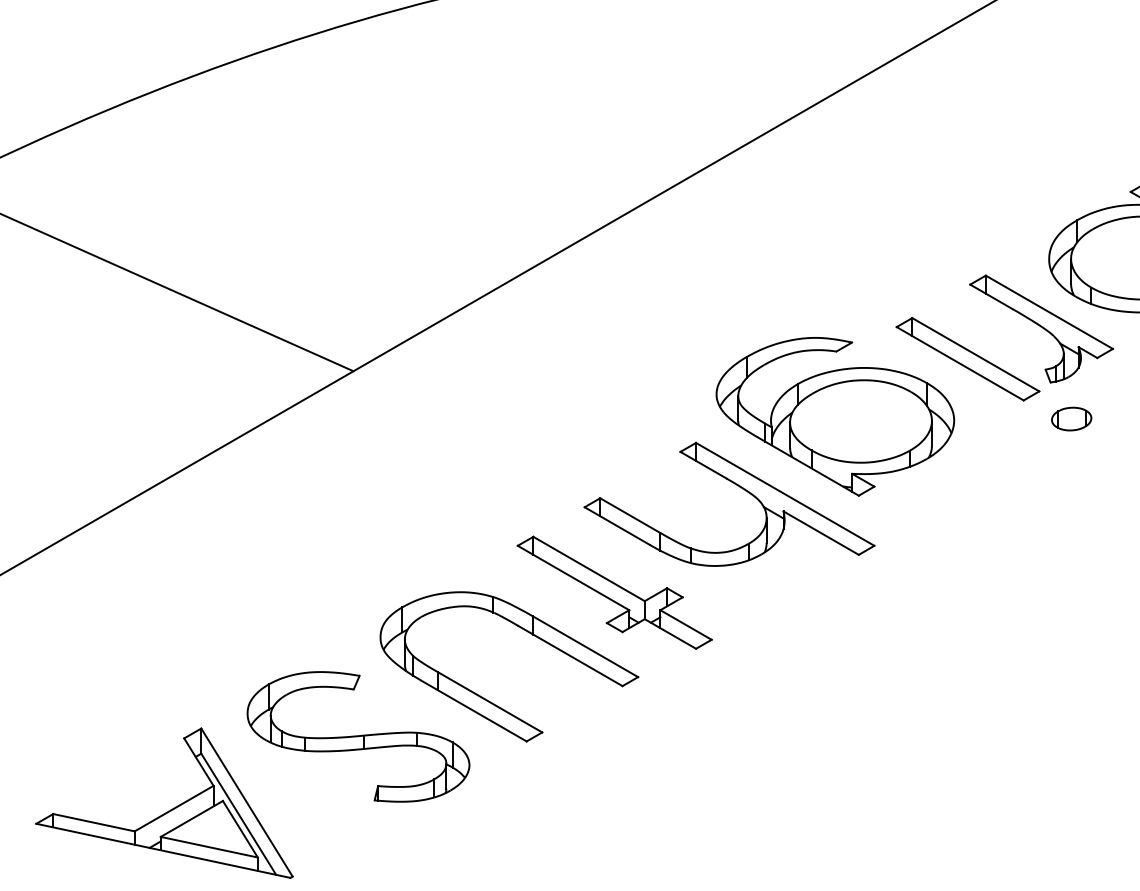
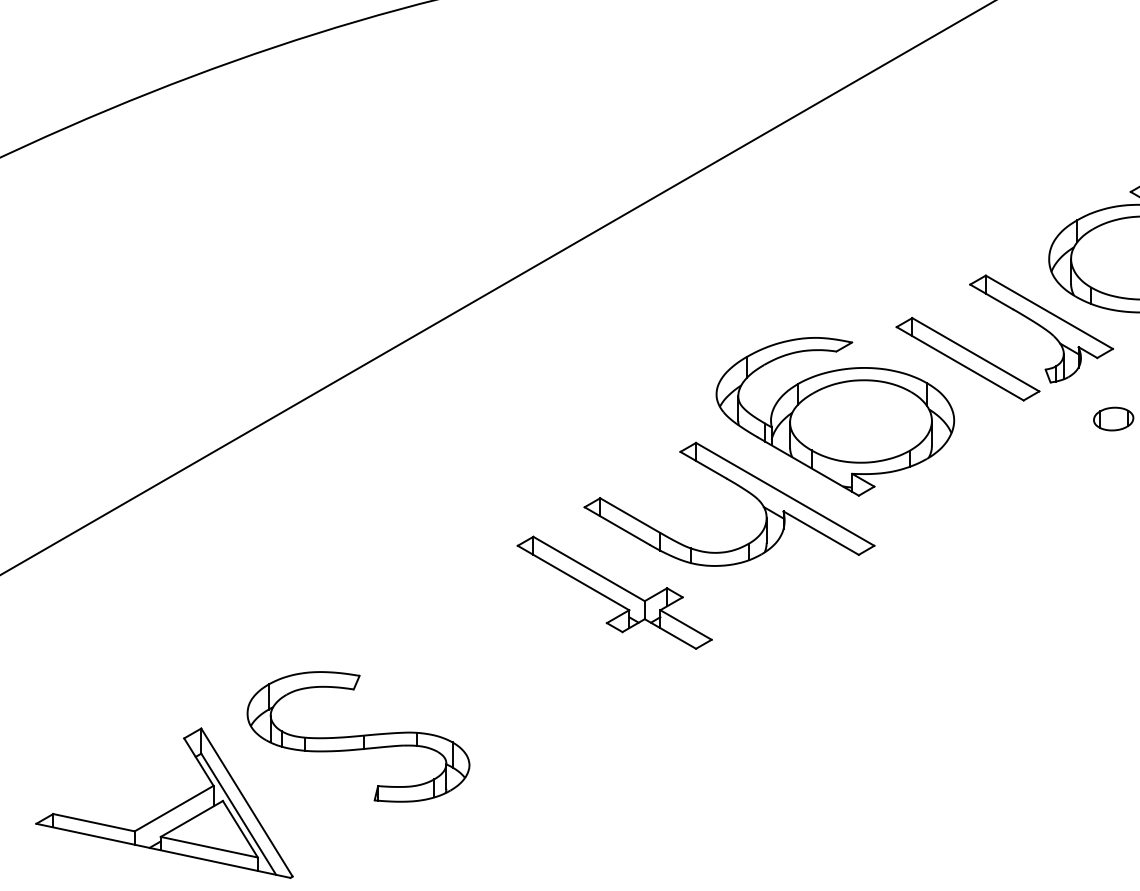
line: present -> none (177, 292)
part position: (1071, 418) -> (1113, 418) (1113, 418)
part: present -> none (527, 632)
